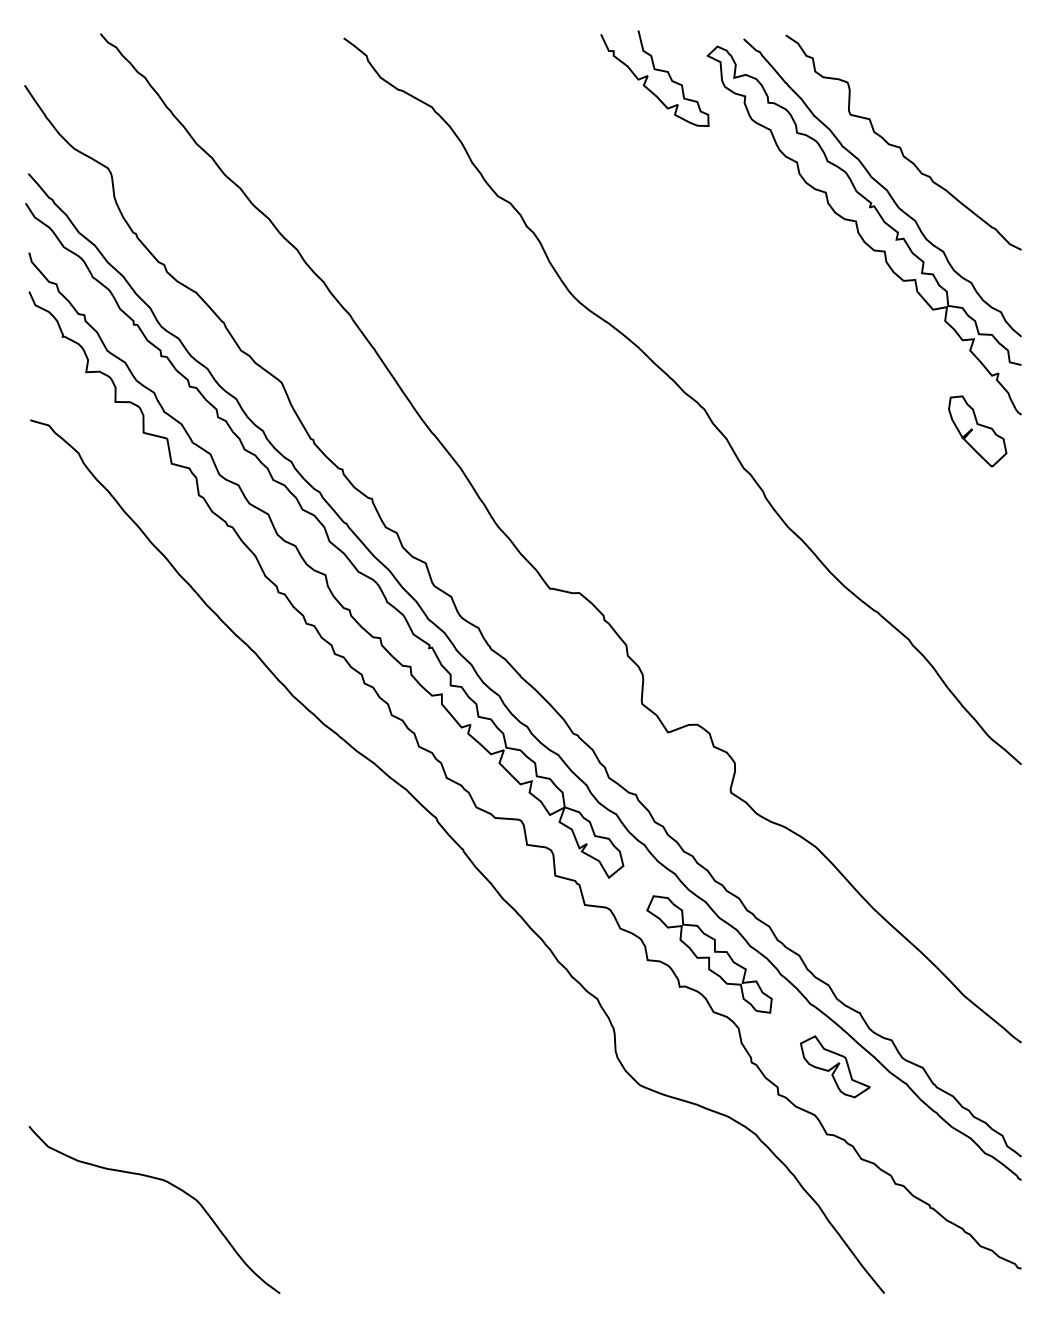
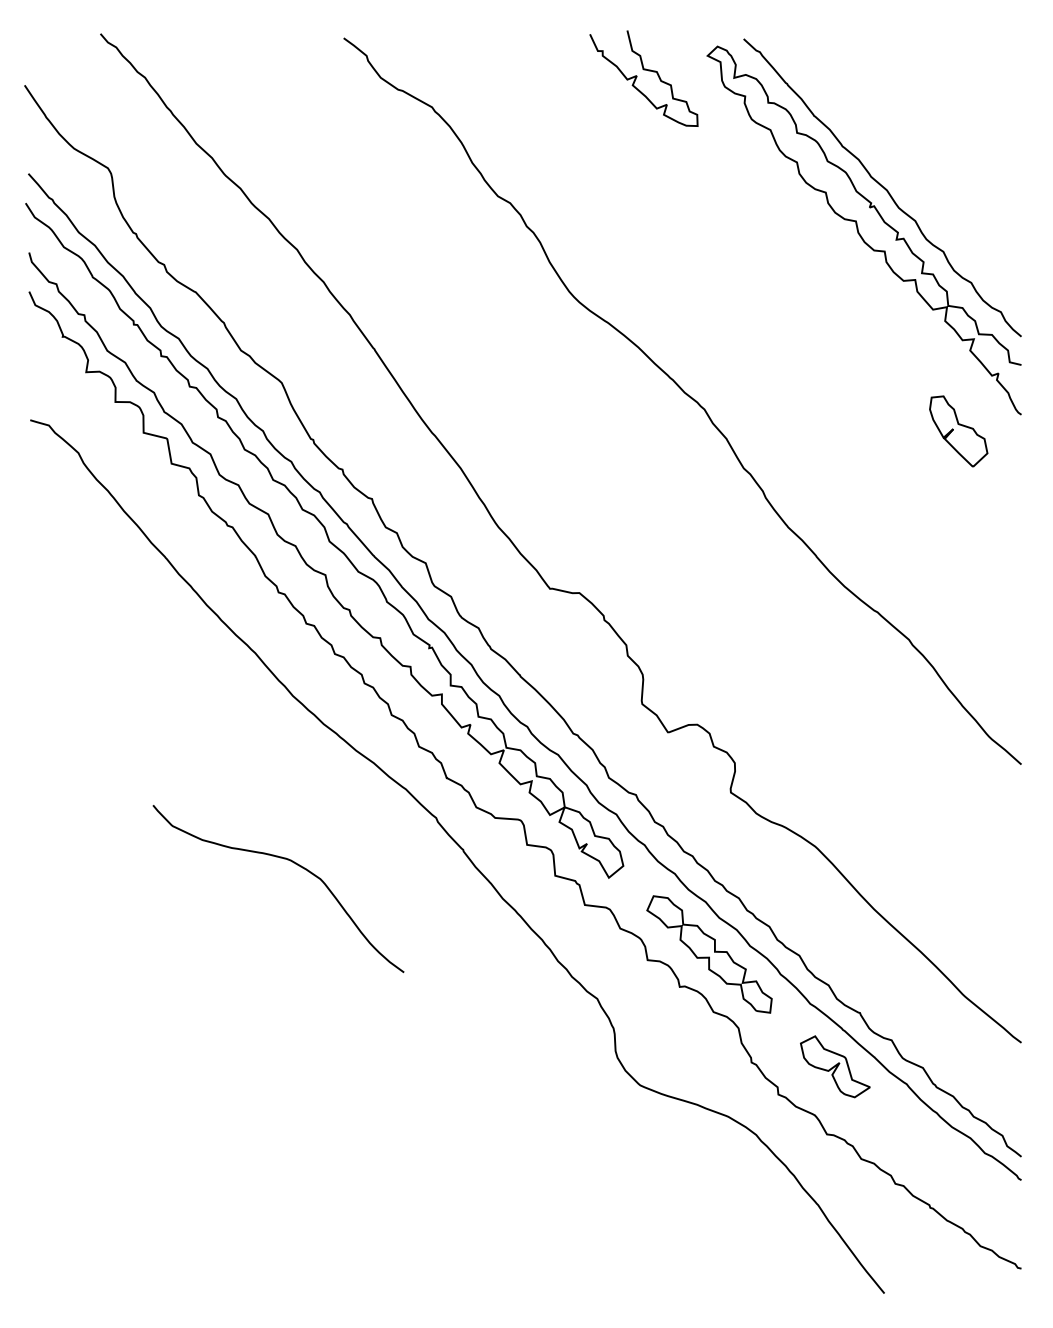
curve position: (648, 77) -> (637, 77) (637, 77)
curve: present -> none (900, 146)
part position: (977, 431) -> (958, 431) (958, 431)
curve position: (169, 1184) -> (293, 863) (293, 863)
